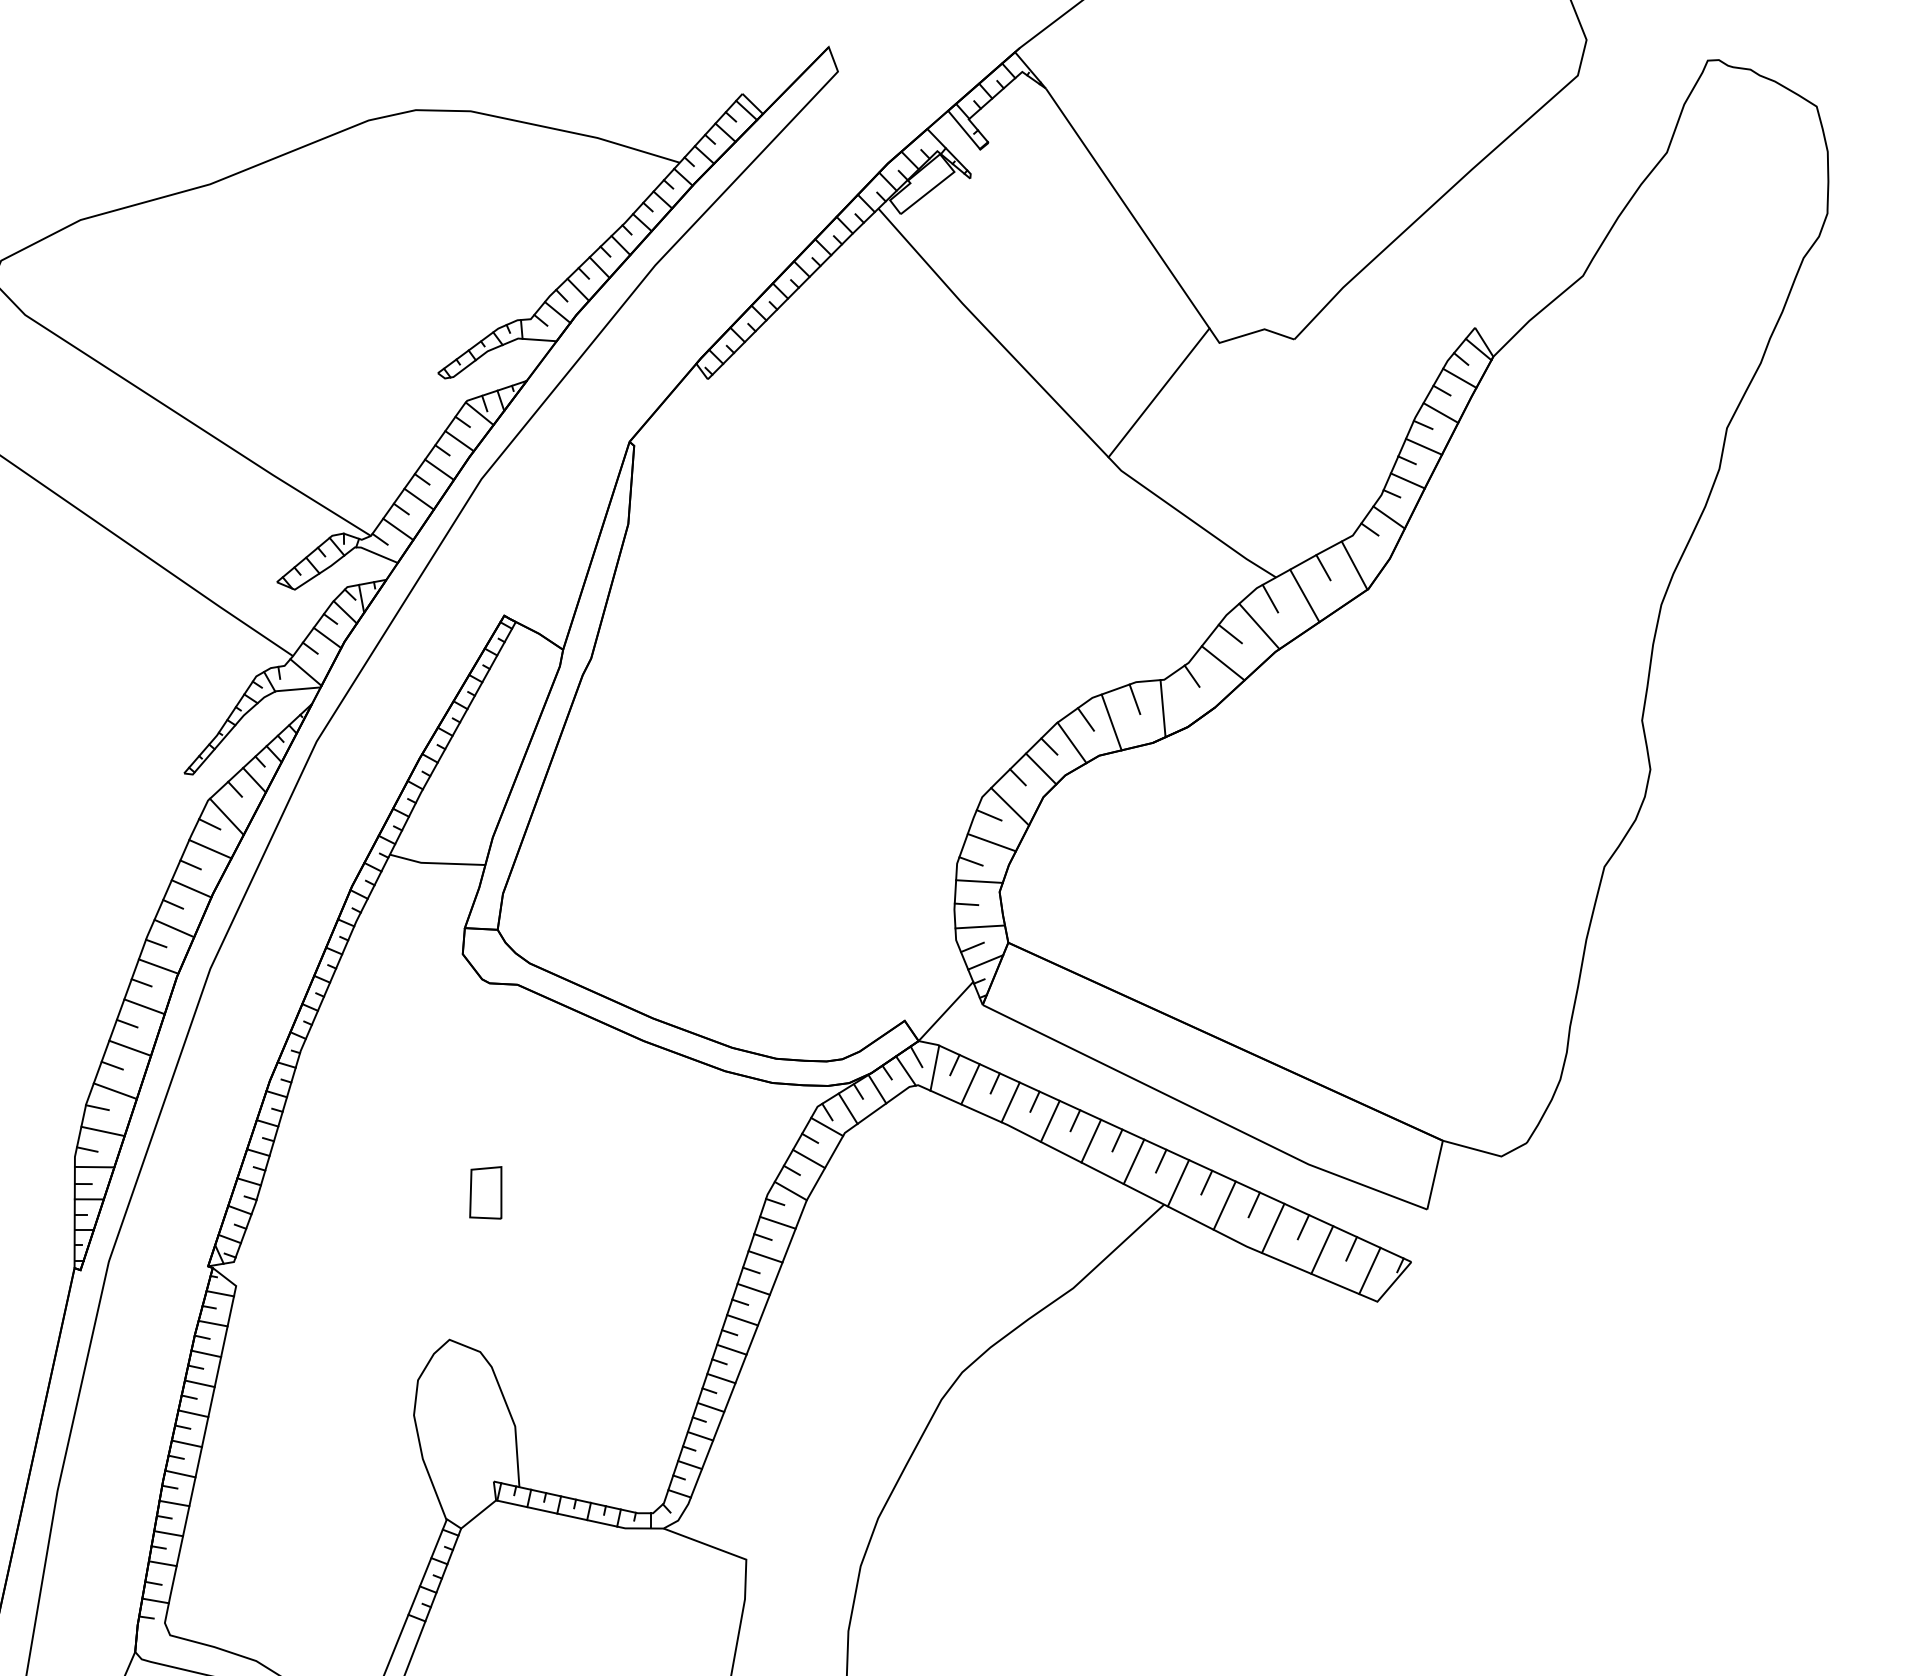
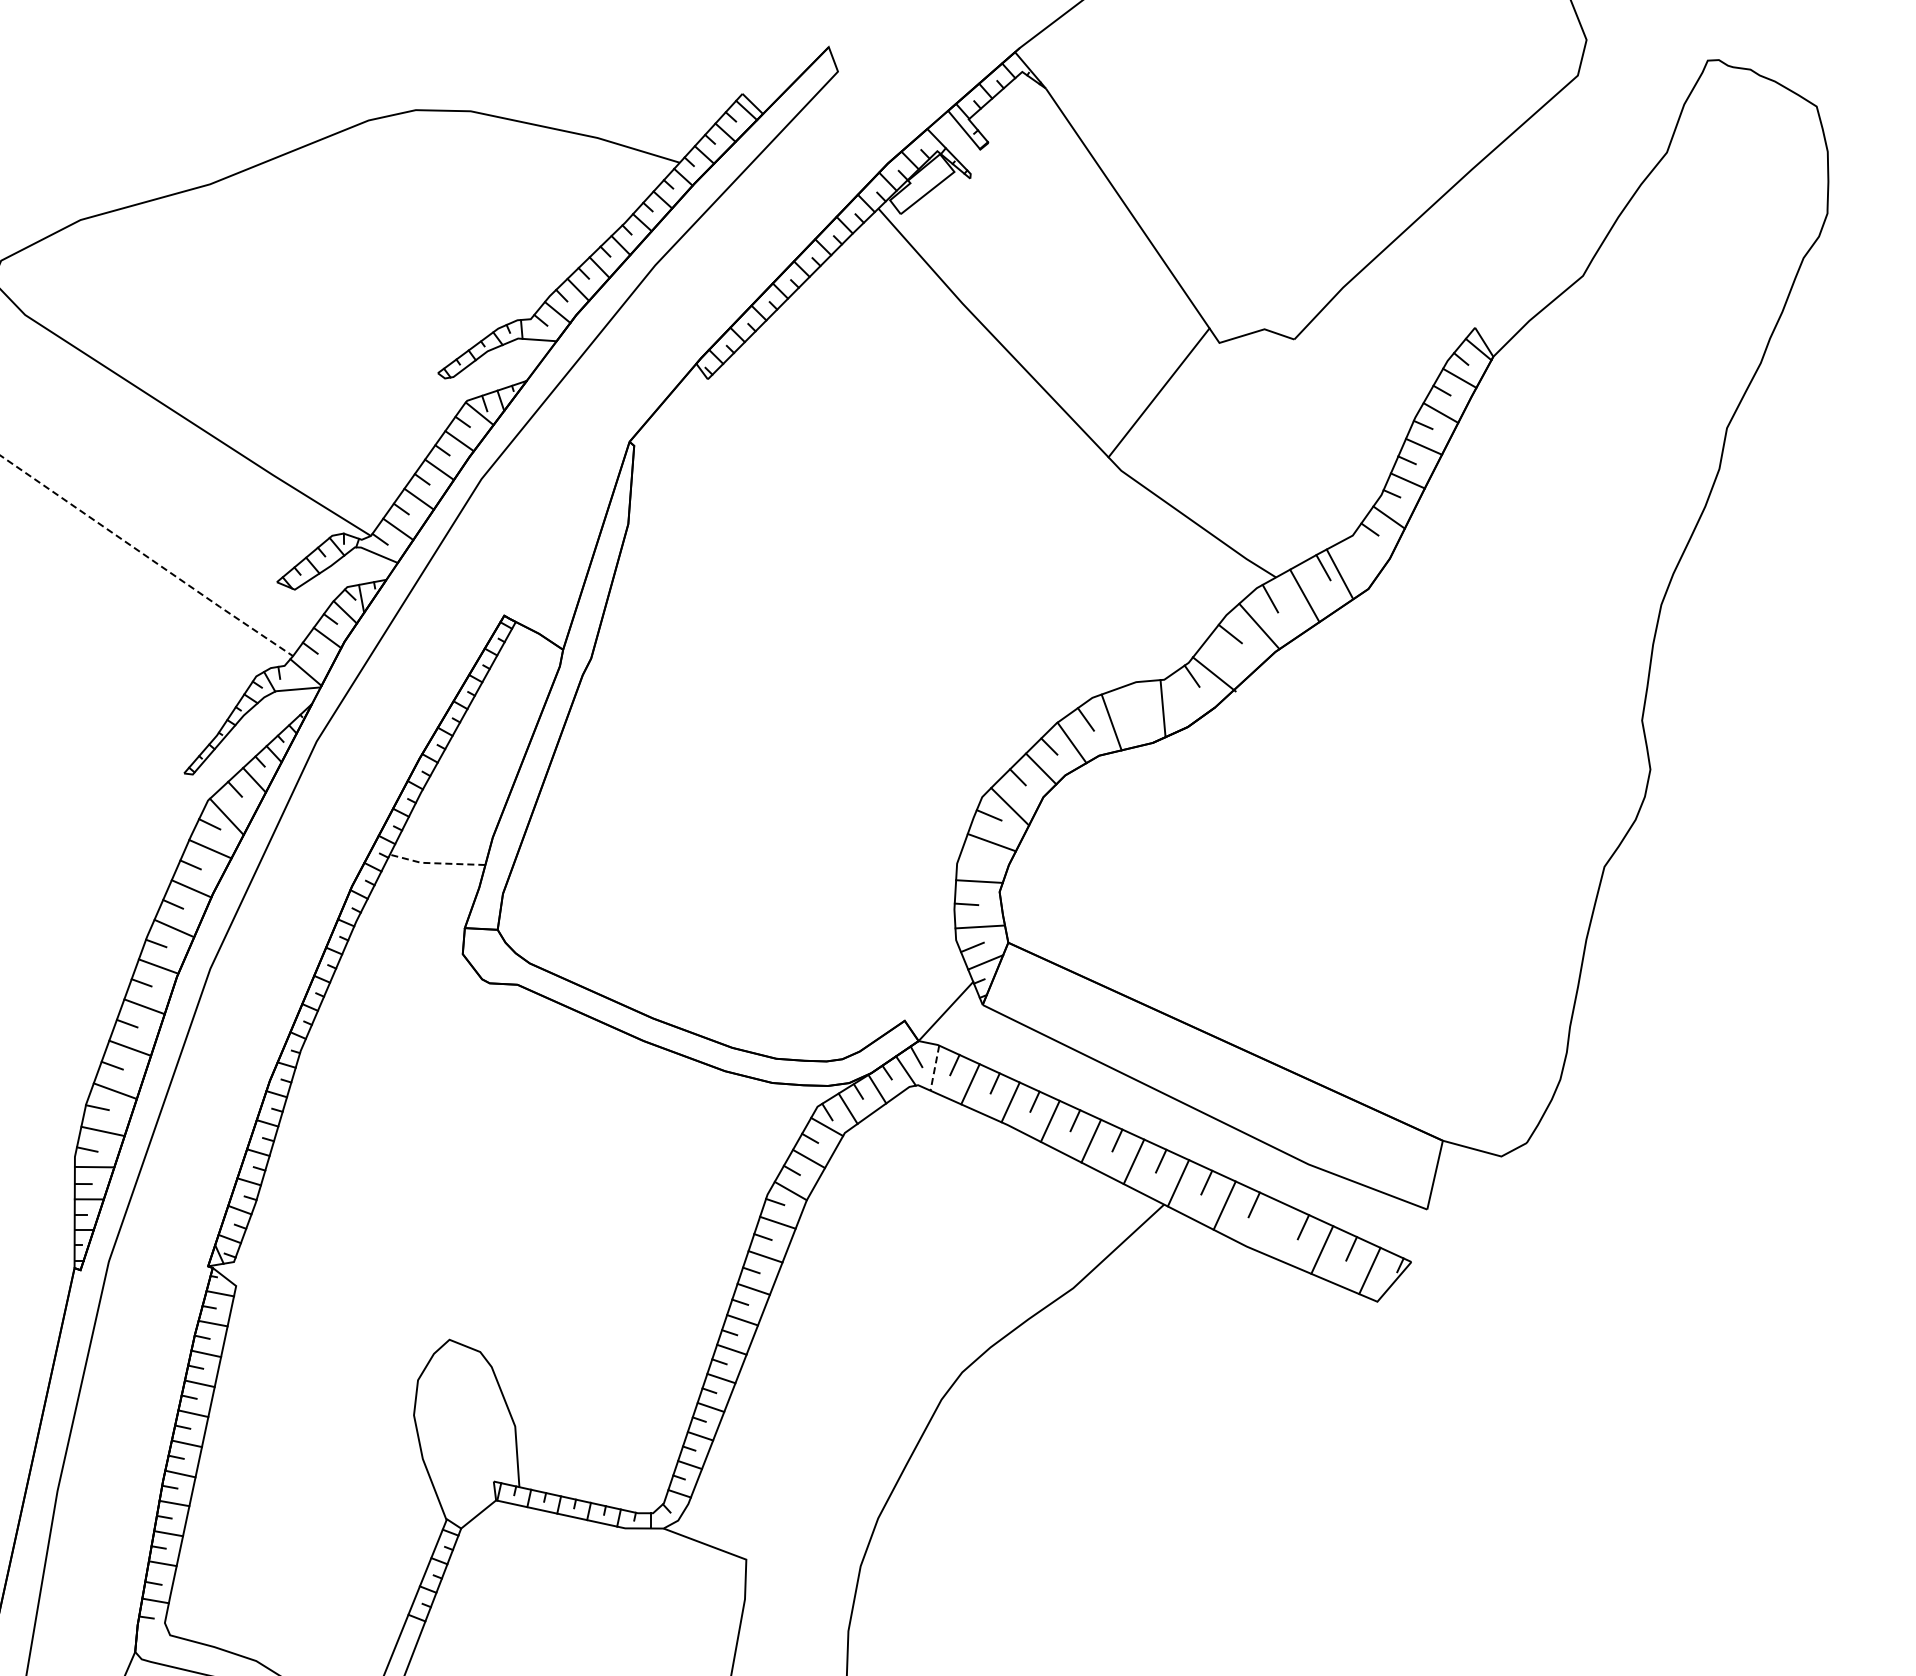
line: solid -> dashed (147, 557)
line position: (1354, 565) -> (1339, 573) (1339, 573)
line position: (1222, 663) -> (1213, 674) (1213, 674)
line: present -> none (1134, 699)
line: present -> none (970, 861)
line: solid -> dashed (435, 863)
line: solid -> dashed (934, 1068)
part: present -> none (485, 1192)
line: present -> none (1273, 1227)
